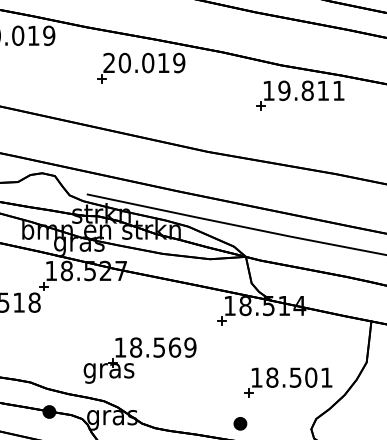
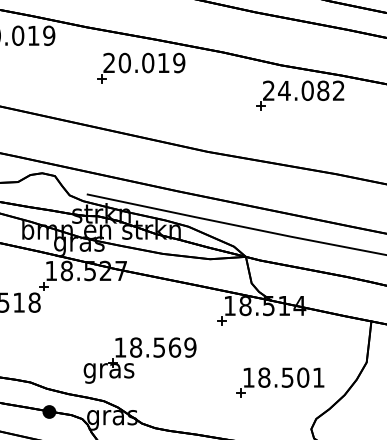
text: 19.811 -> 24.082 (303, 90)
part position: (288, 382) -> (280, 382) (280, 382)
part: present -> none (240, 423)
